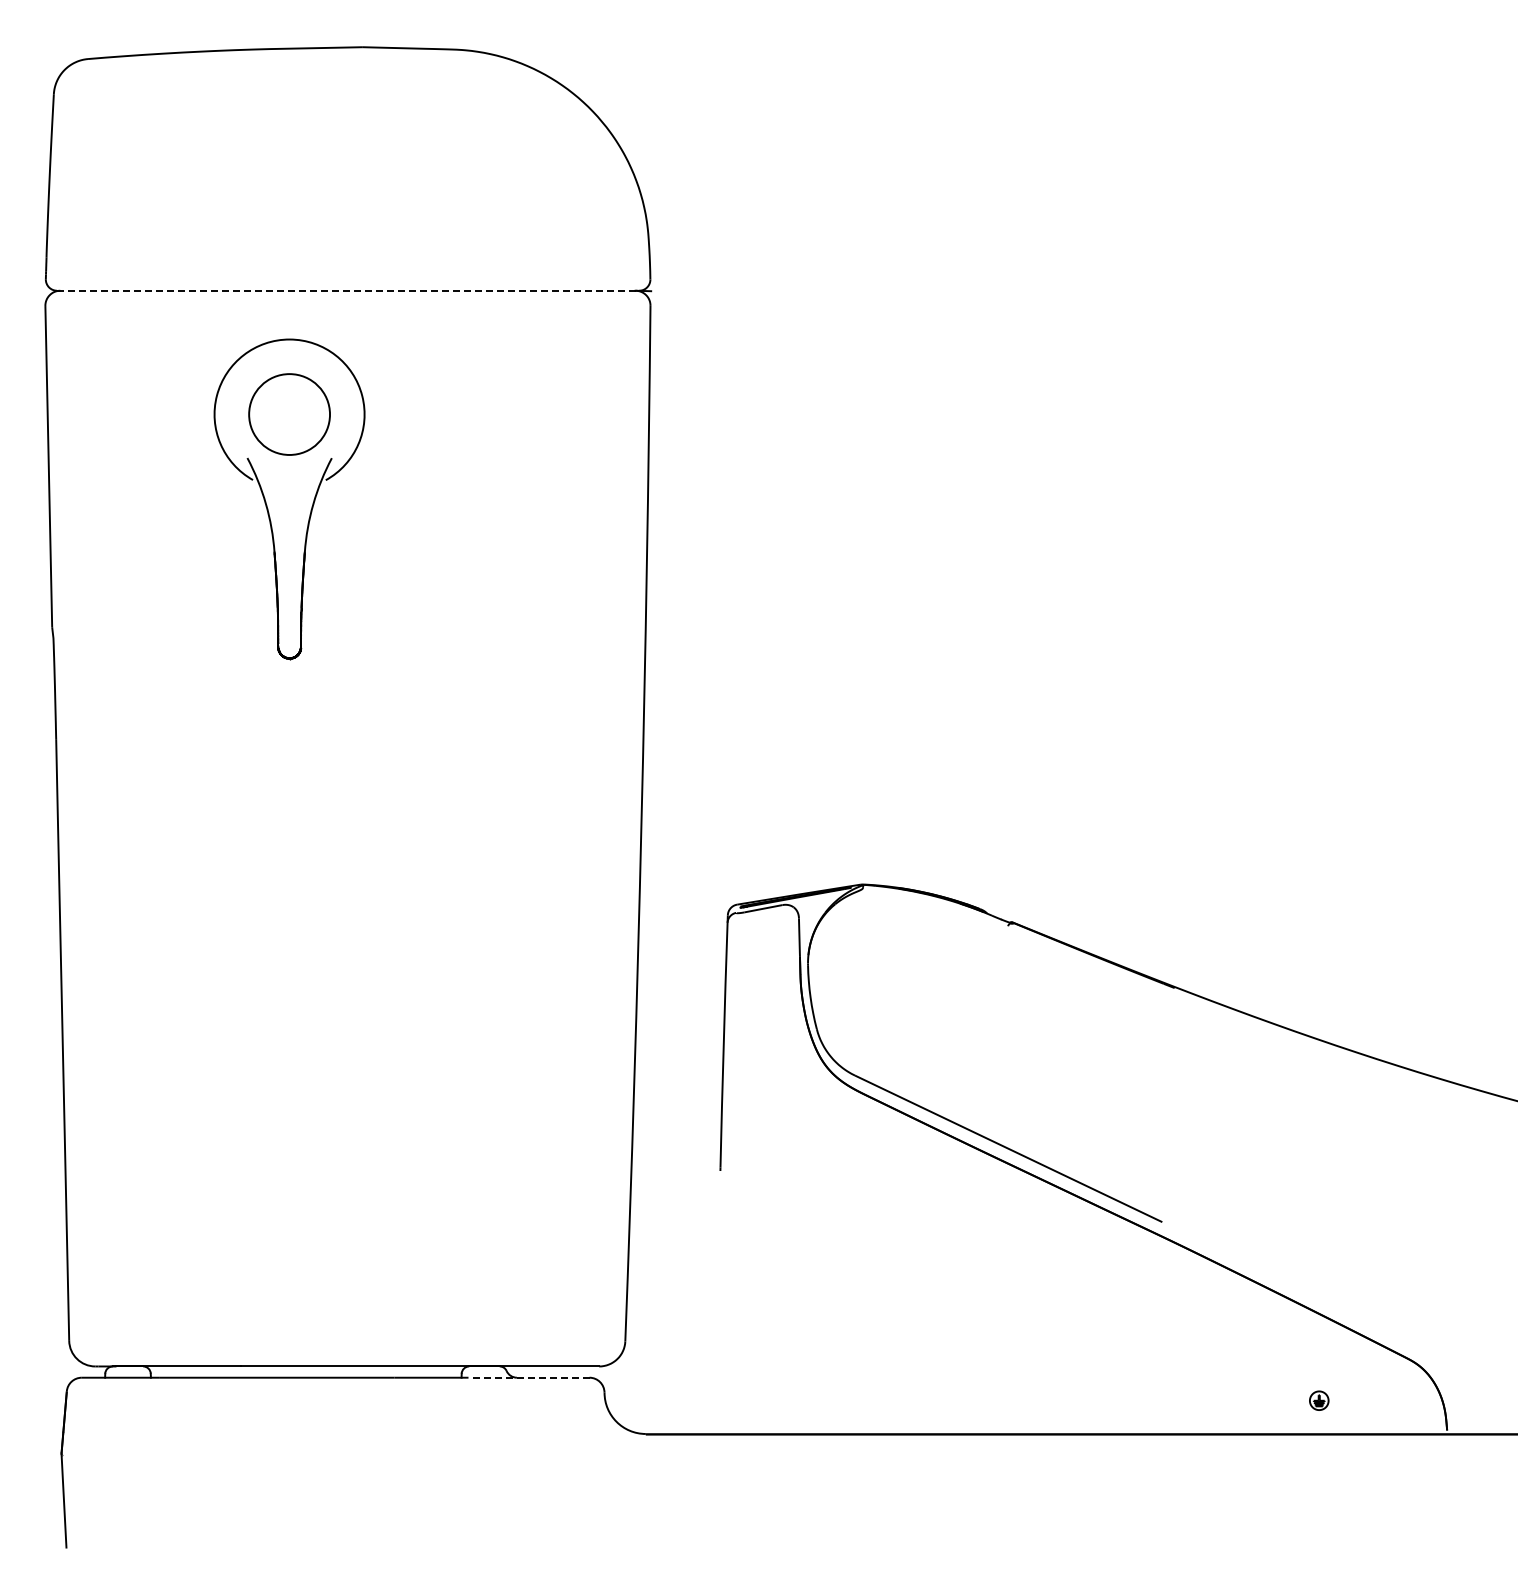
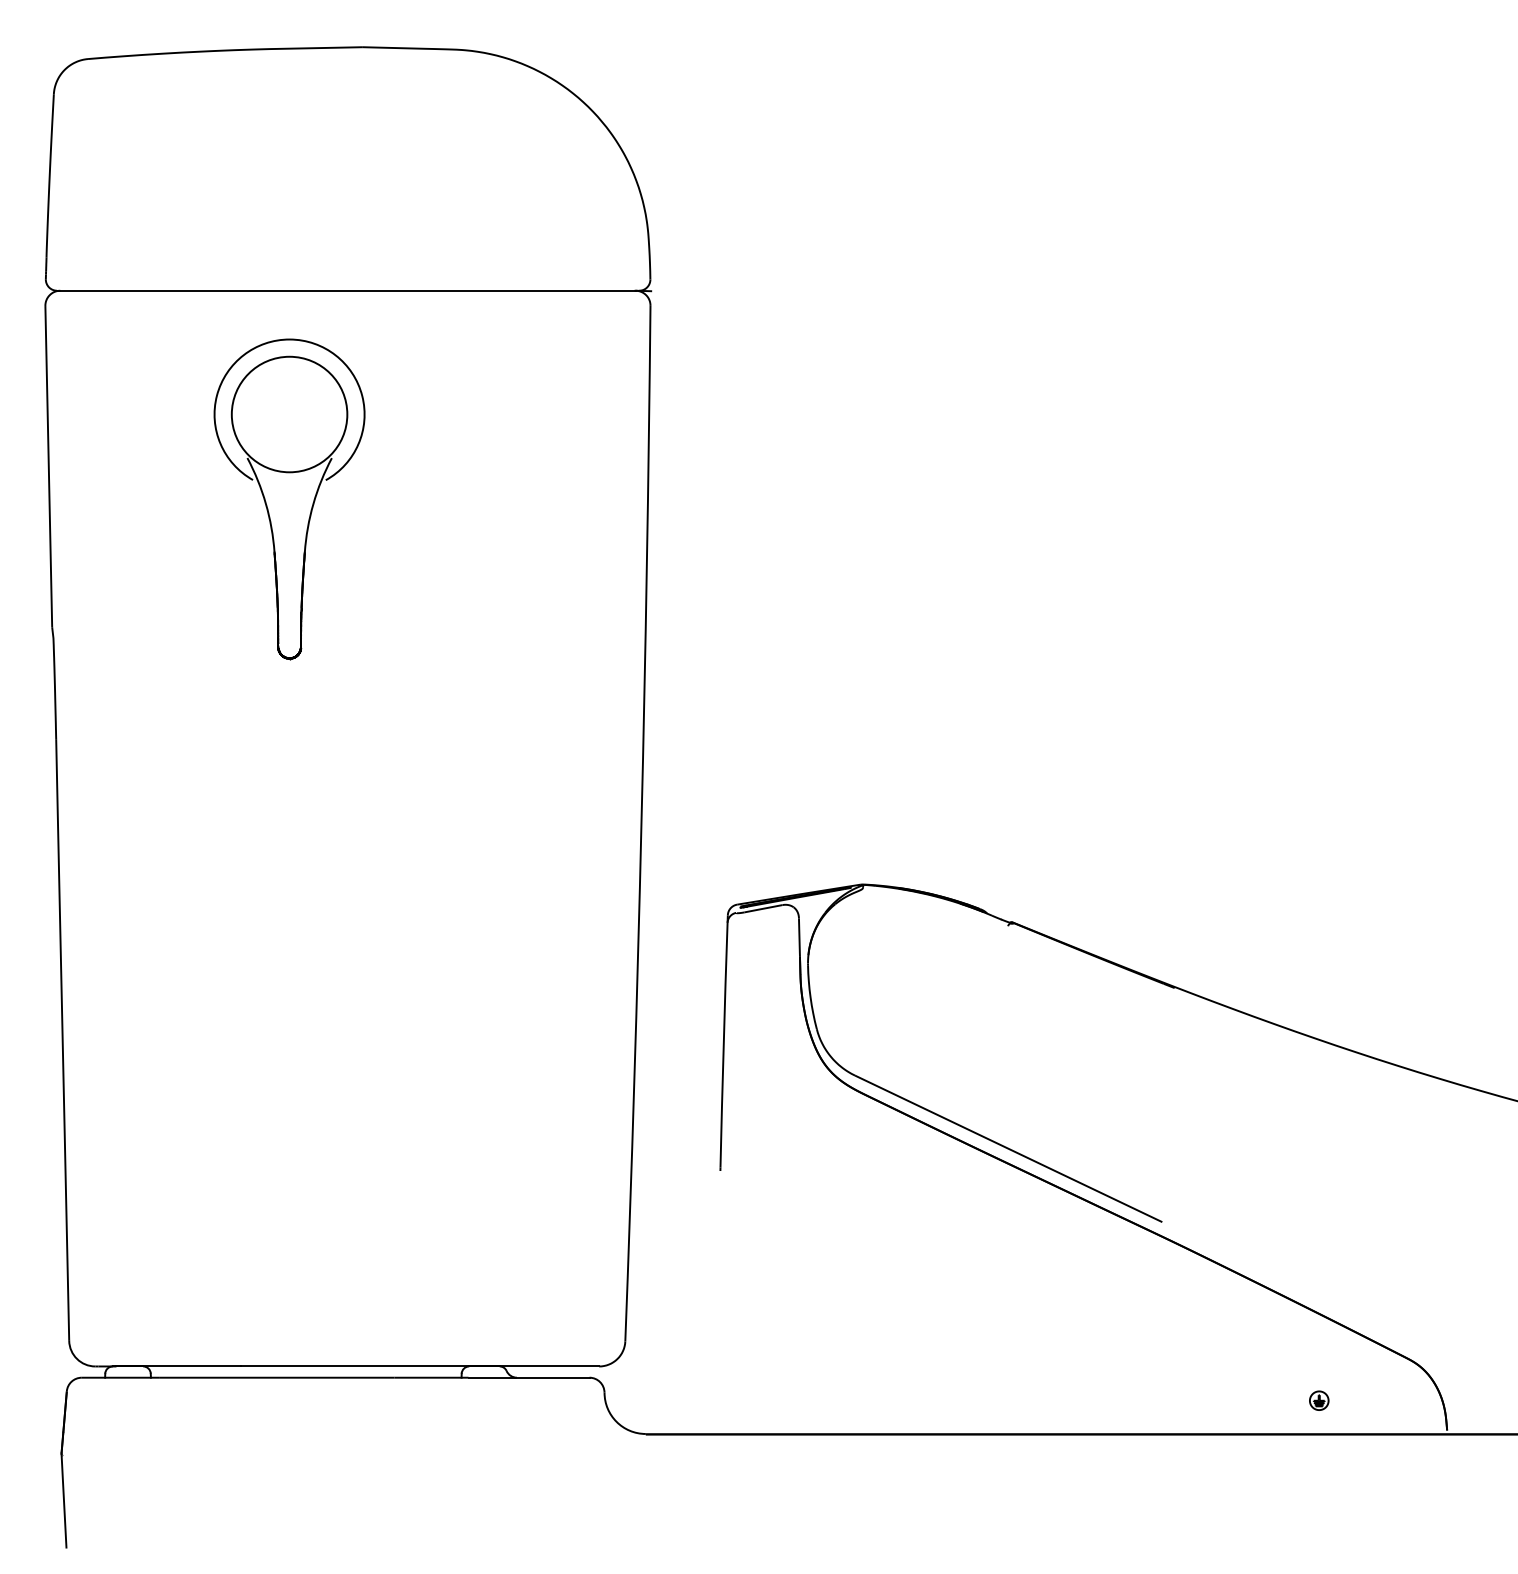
line: dashed -> solid (345, 290)
circle diameter: 81 px -> 116 px (289, 414)
line: dashed -> solid (529, 1377)
